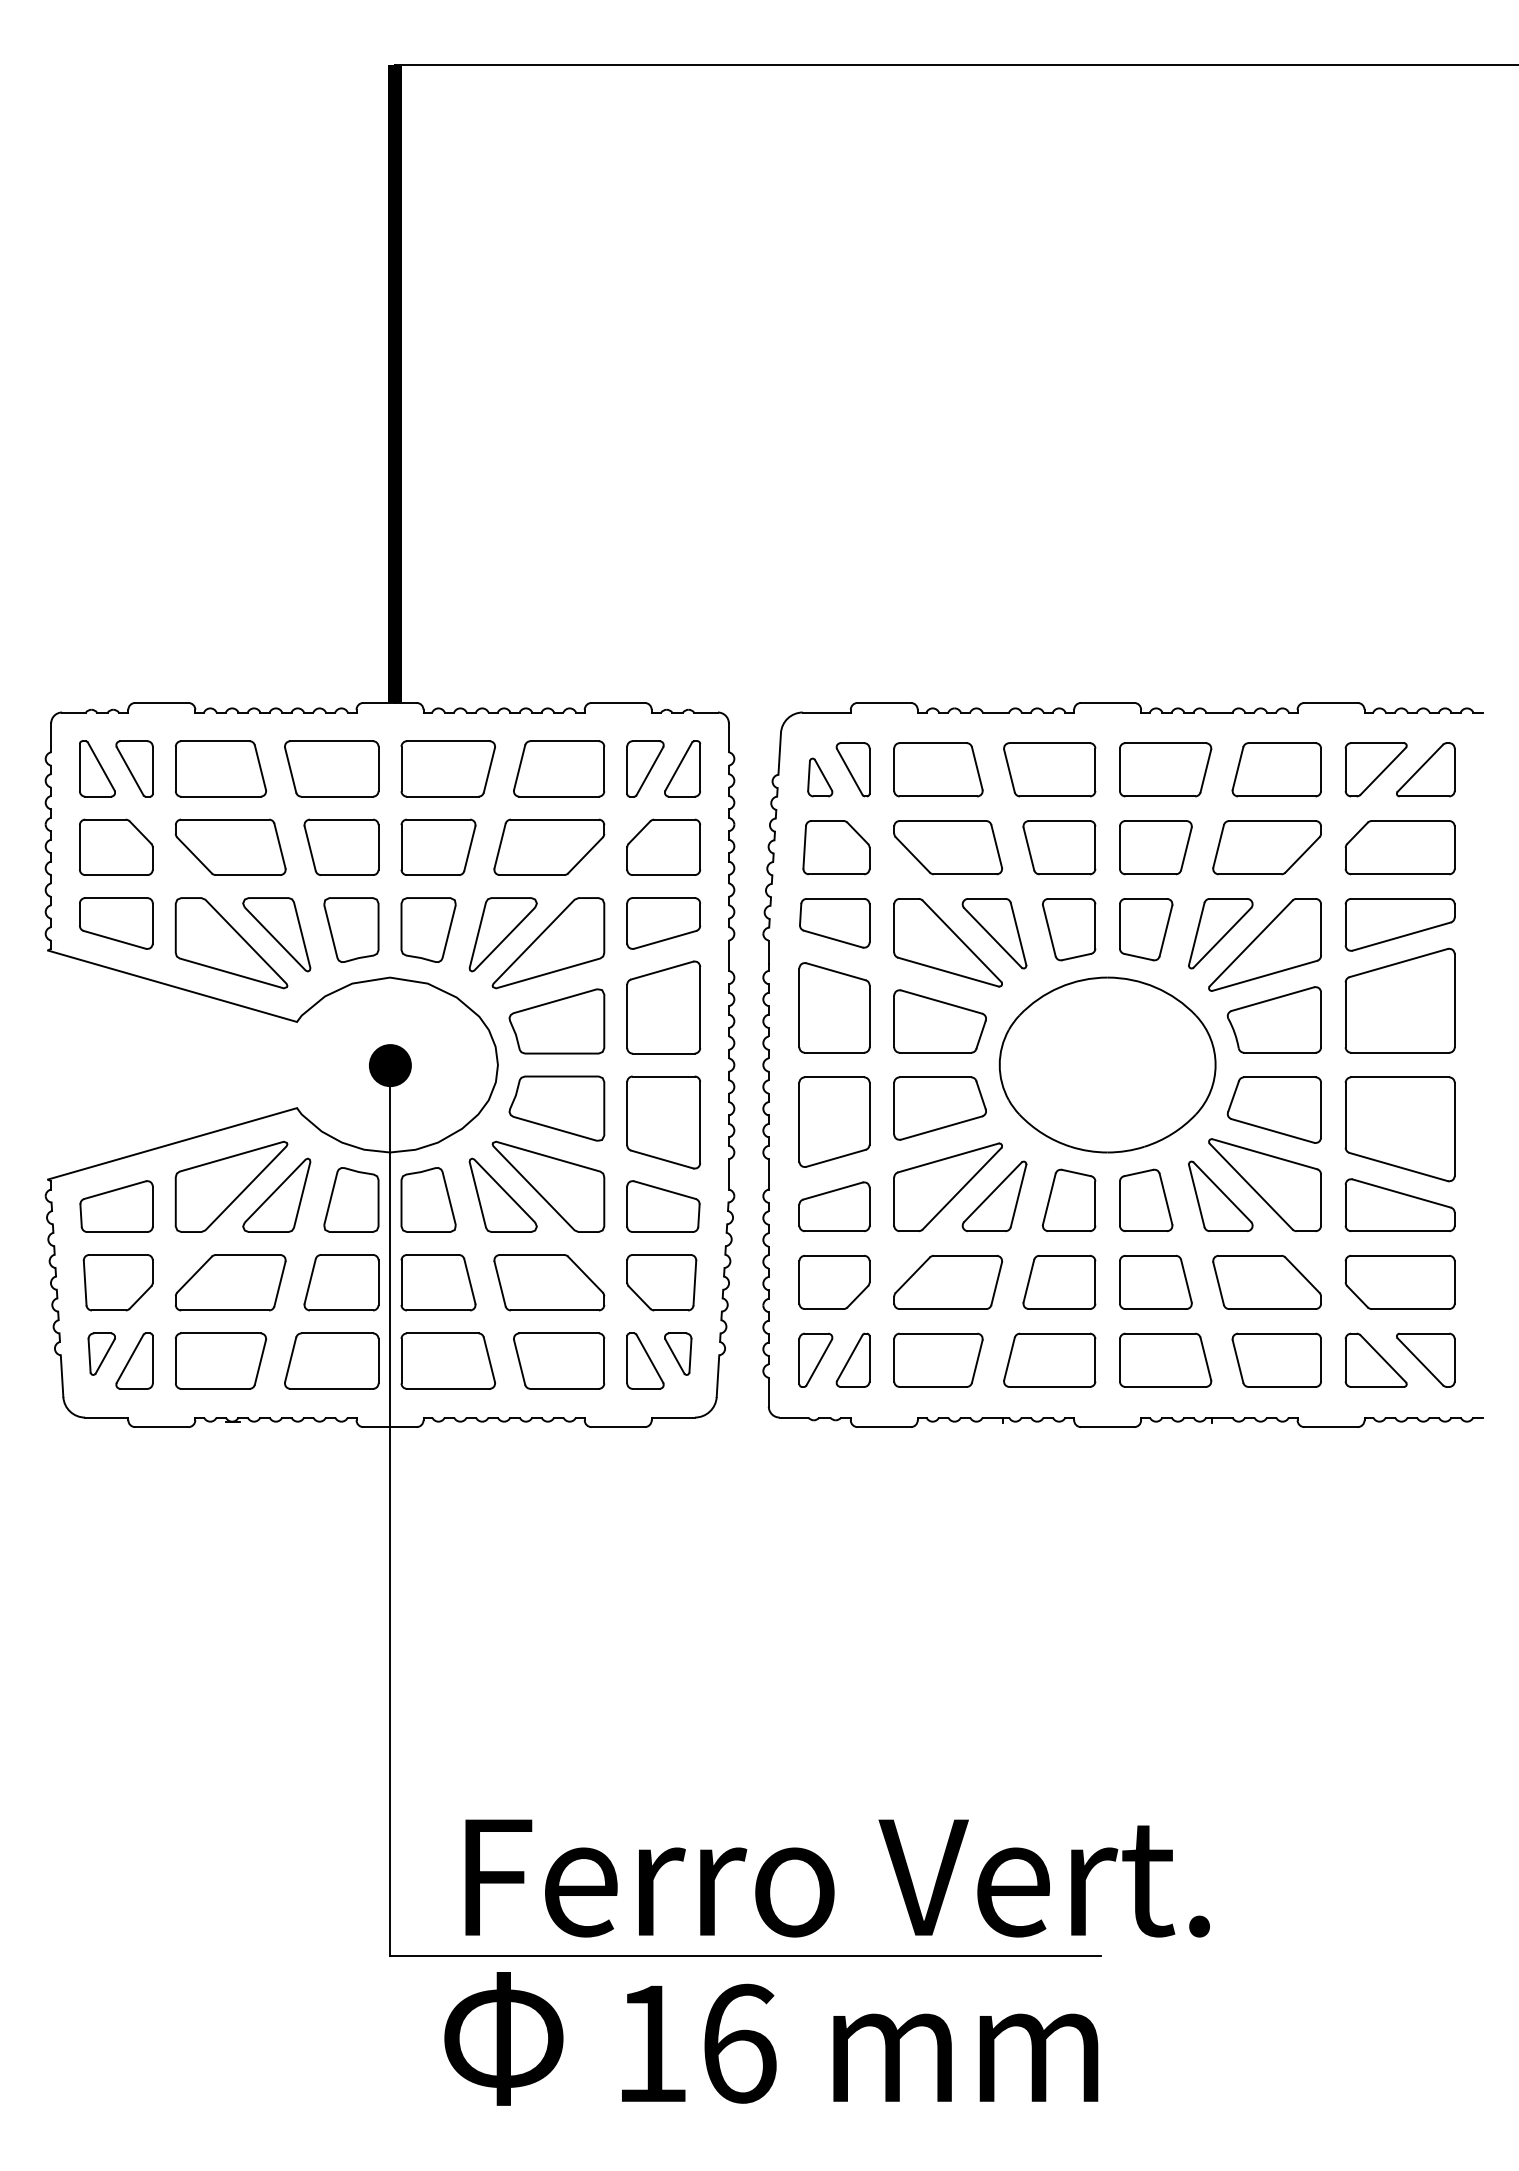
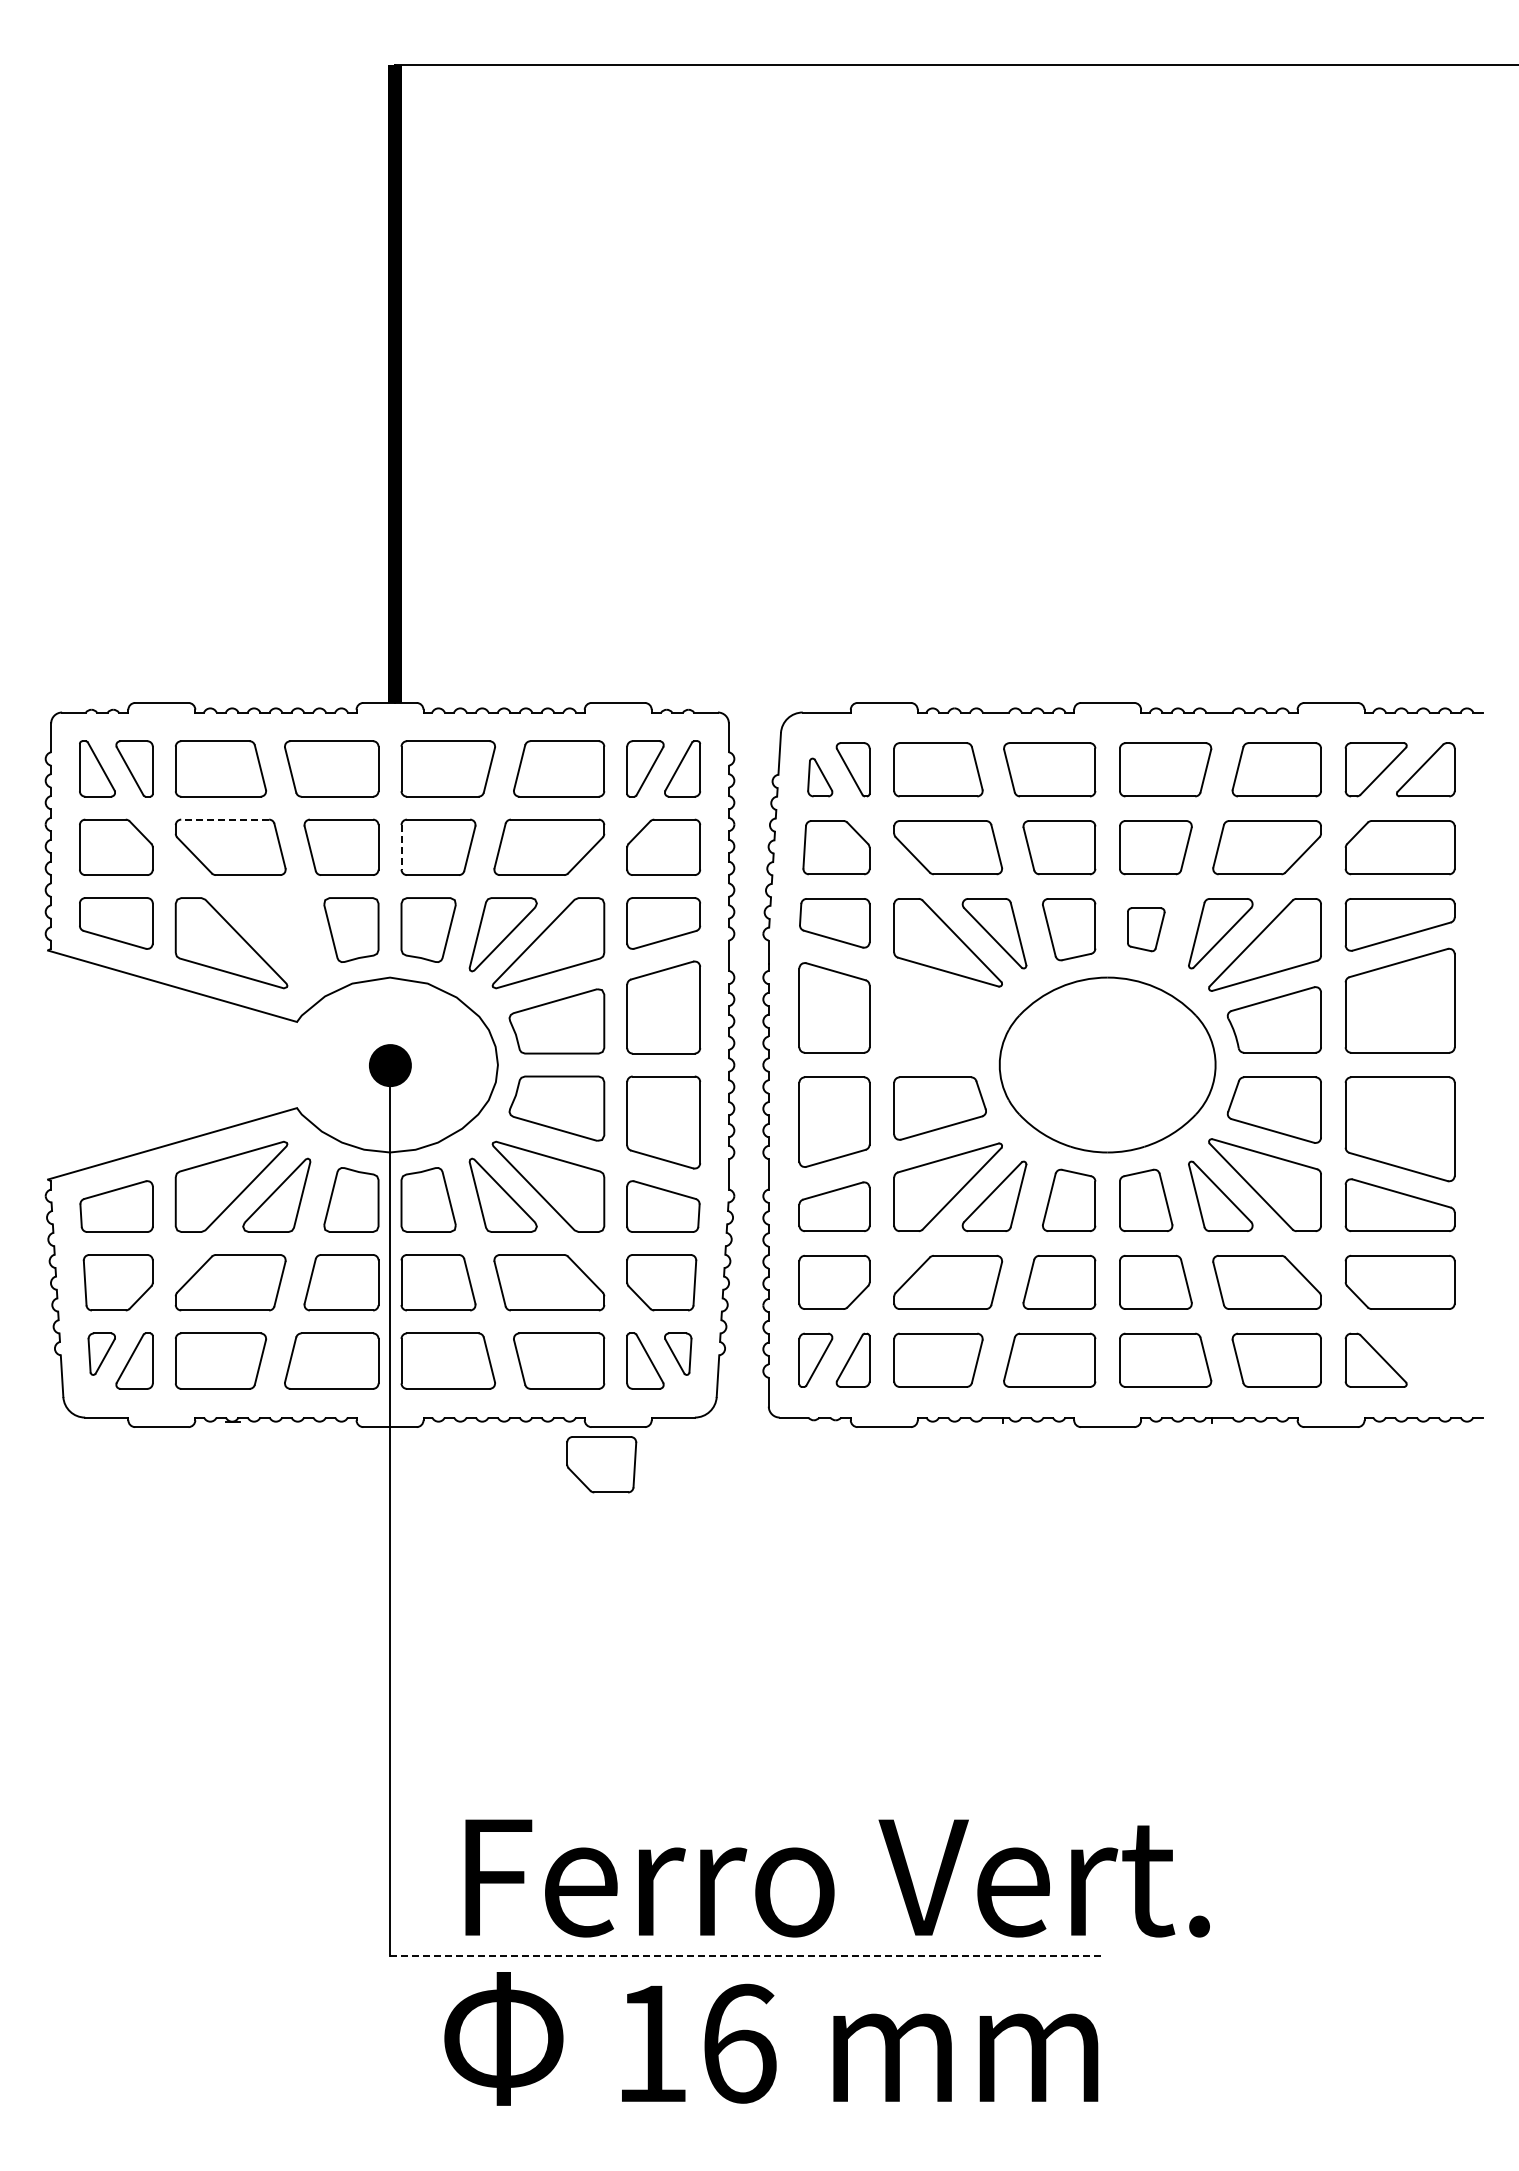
line: solid -> dashed (225, 819)
line: solid -> dashed (401, 847)
part size: 55x64 px -> 39x46 px (1146, 929)
part: present -> none (276, 934)
part: present -> none (939, 1021)
part: present -> none (1425, 1359)
part: none -> present (601, 1464)
line: solid -> dashed (745, 1955)
